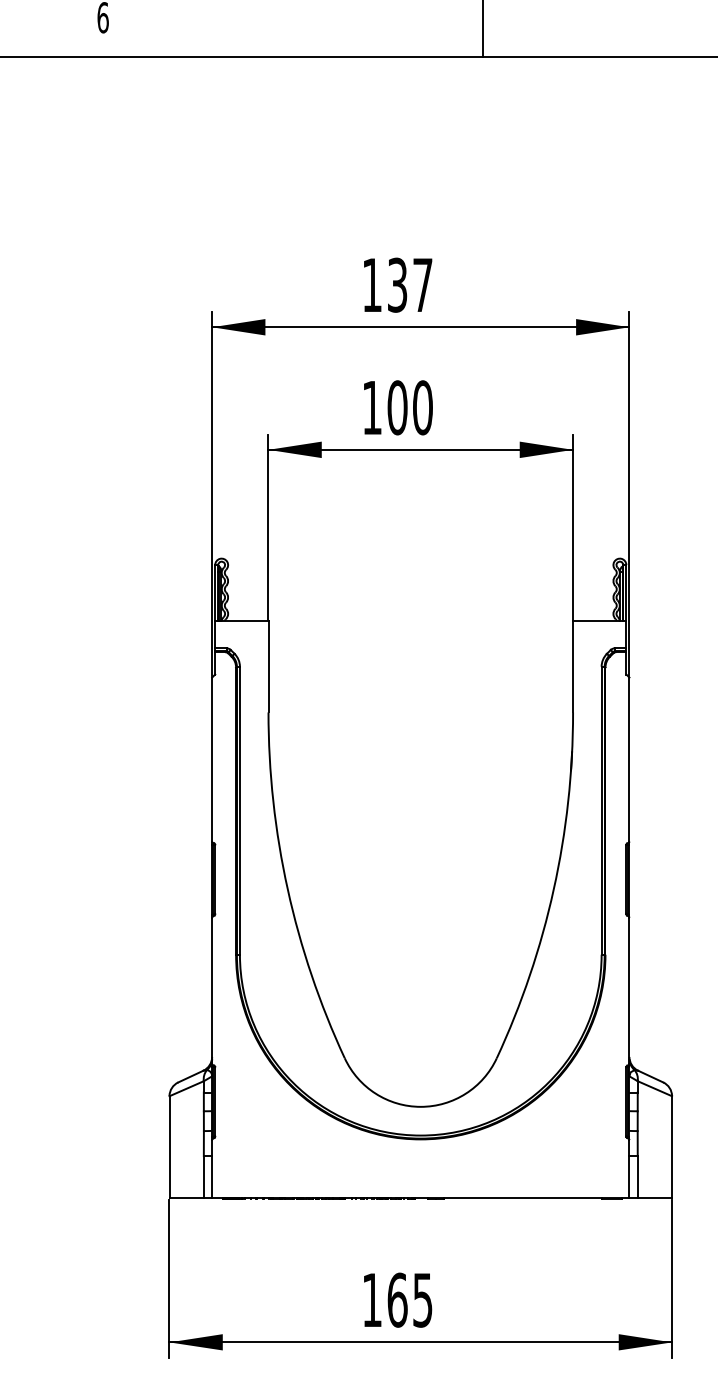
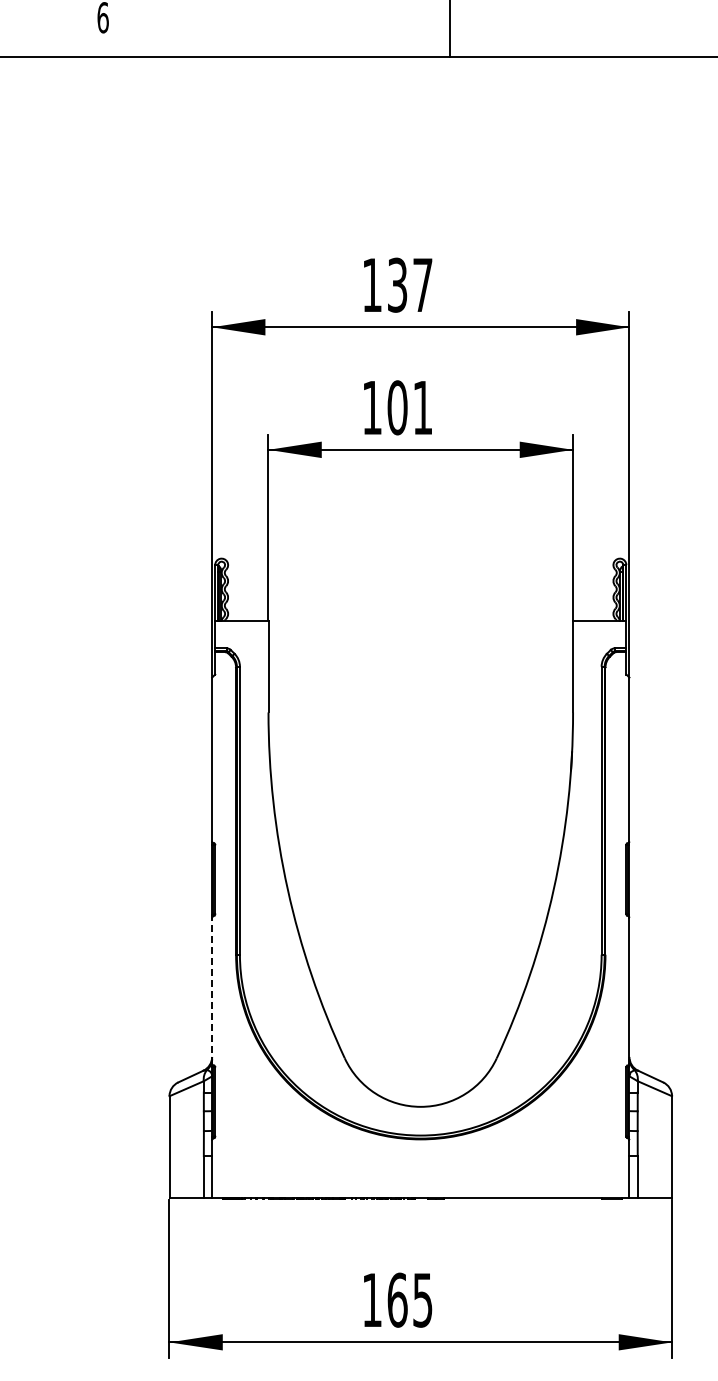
line position: (483, 29) -> (450, 29) (450, 29)
text: 100 -> 101 (422, 407)
line: solid -> dashed (212, 990)
